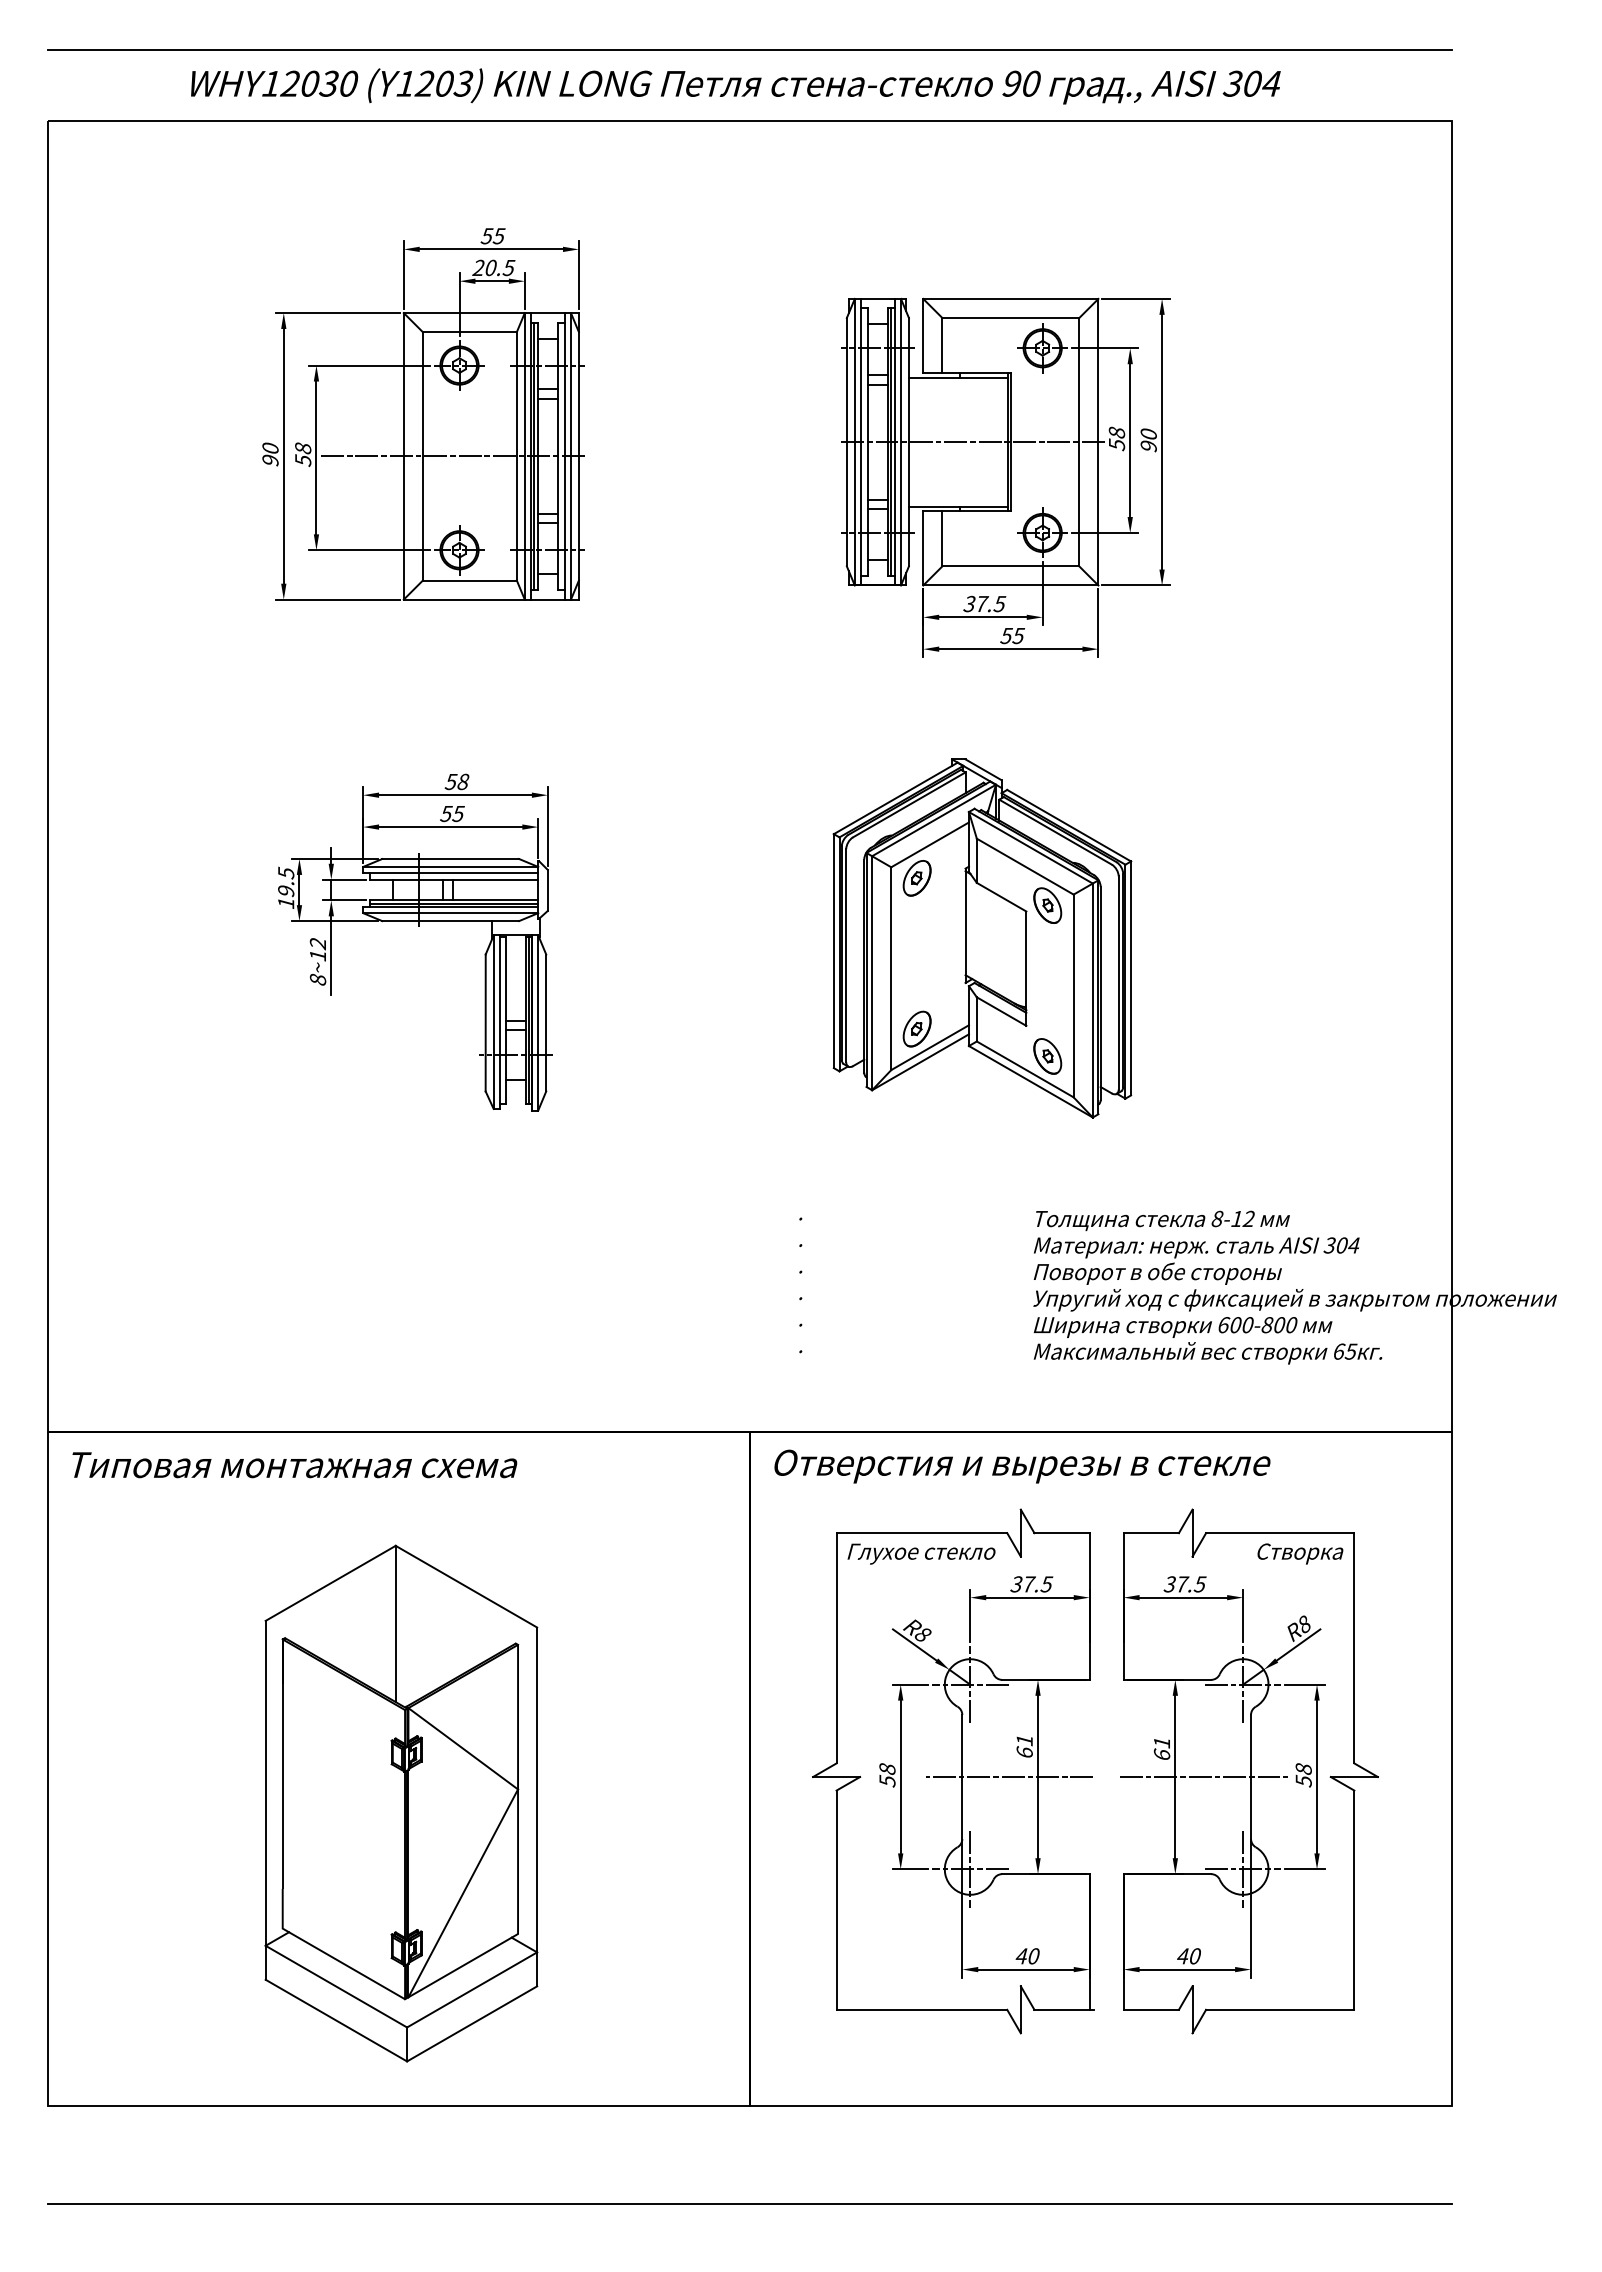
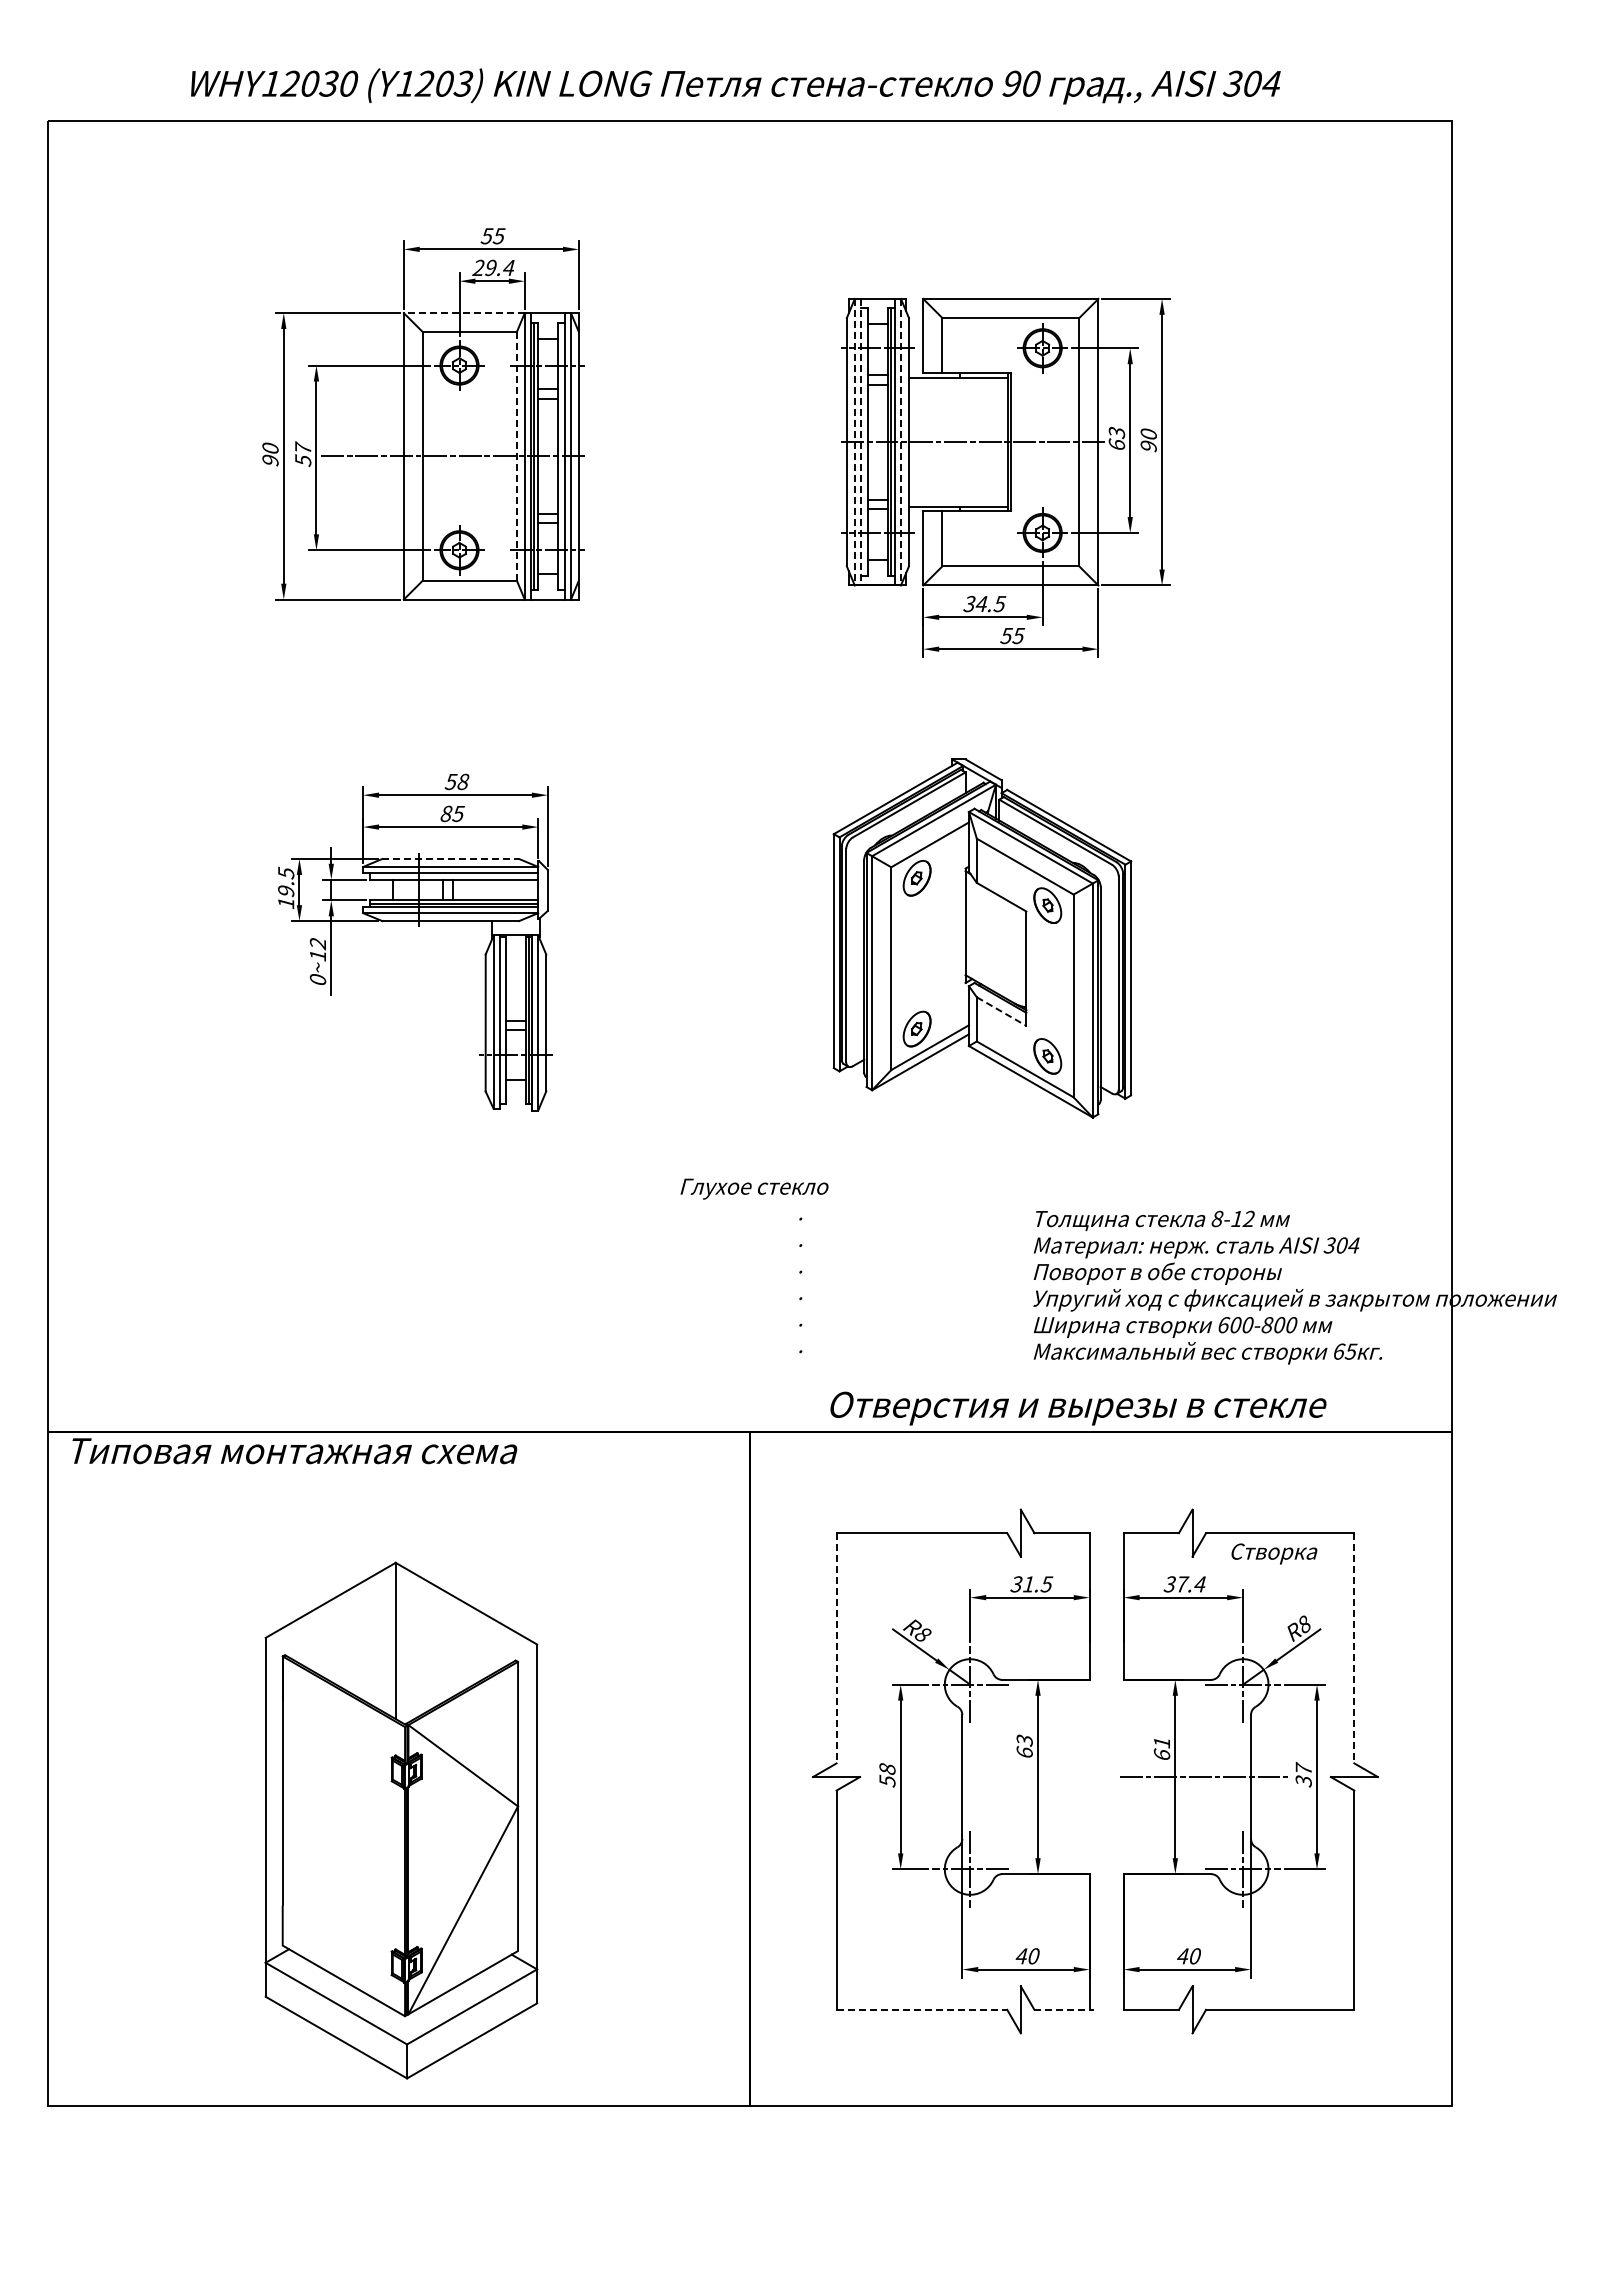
line: present -> none (749, 50)
text: 20.5 -> 29.4 (500, 267)
line: solid -> dashed (463, 313)
text: 58 -> 63 (1116, 438)
line: solid -> dashed (854, 442)
line: solid -> dashed (861, 442)
line: solid -> dashed (901, 442)
text: 58 -> 57 (303, 447)
line: solid -> dashed (516, 455)
text: 37.5 -> 34.5 (982, 603)
text: 55 -> 85 (446, 813)
line: solid -> dashed (451, 859)
text: 8~12 -> 0~12 (317, 979)
line: solid -> dashed (1001, 1011)
text position: (294, 1465) -> (294, 1451) (294, 1451)
text position: (1022, 1466) -> (1078, 1408) (1078, 1408)
text position: (921, 1553) -> (754, 1188) (754, 1188)
text position: (1300, 1553) -> (1274, 1553) (1274, 1553)
text: 37.5 -> 31.5 (1029, 1584)
text: 37.5 -> 37.4 (1199, 1584)
line: solid -> dashed (836, 1648)
line: solid -> dashed (1354, 1648)
text: 61 -> 63 (1024, 1740)
text: 58 -> 37 (1303, 1772)
line: present -> none (1009, 1777)
part position: (401, 1803) -> (401, 1820) (401, 1820)
line: solid -> dashed (922, 2009)
line: solid -> dashed (1064, 2009)
line: present -> none (749, 2203)
